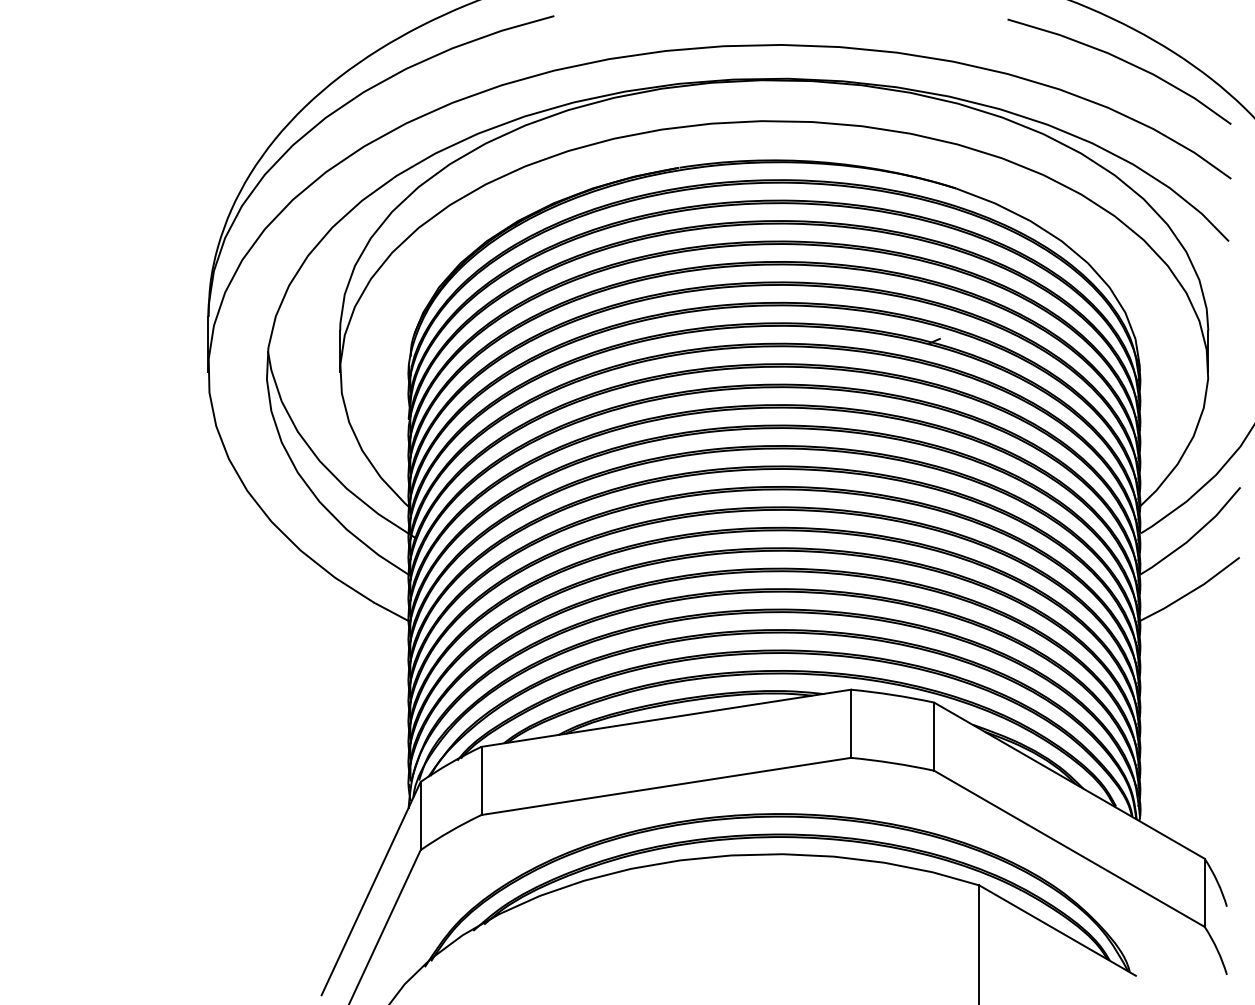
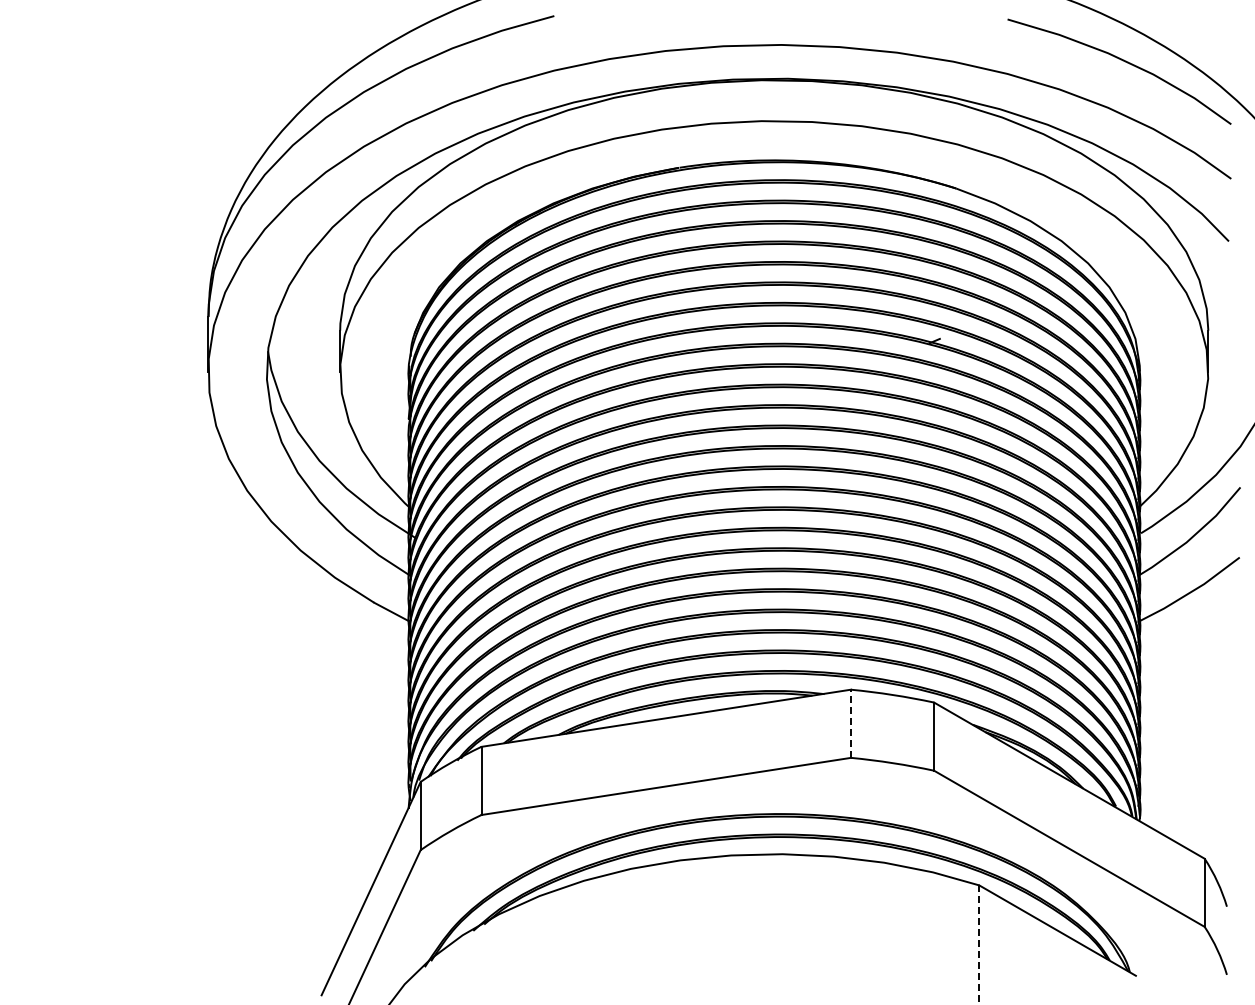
line: solid -> dashed (851, 723)
line: solid -> dashed (979, 945)
